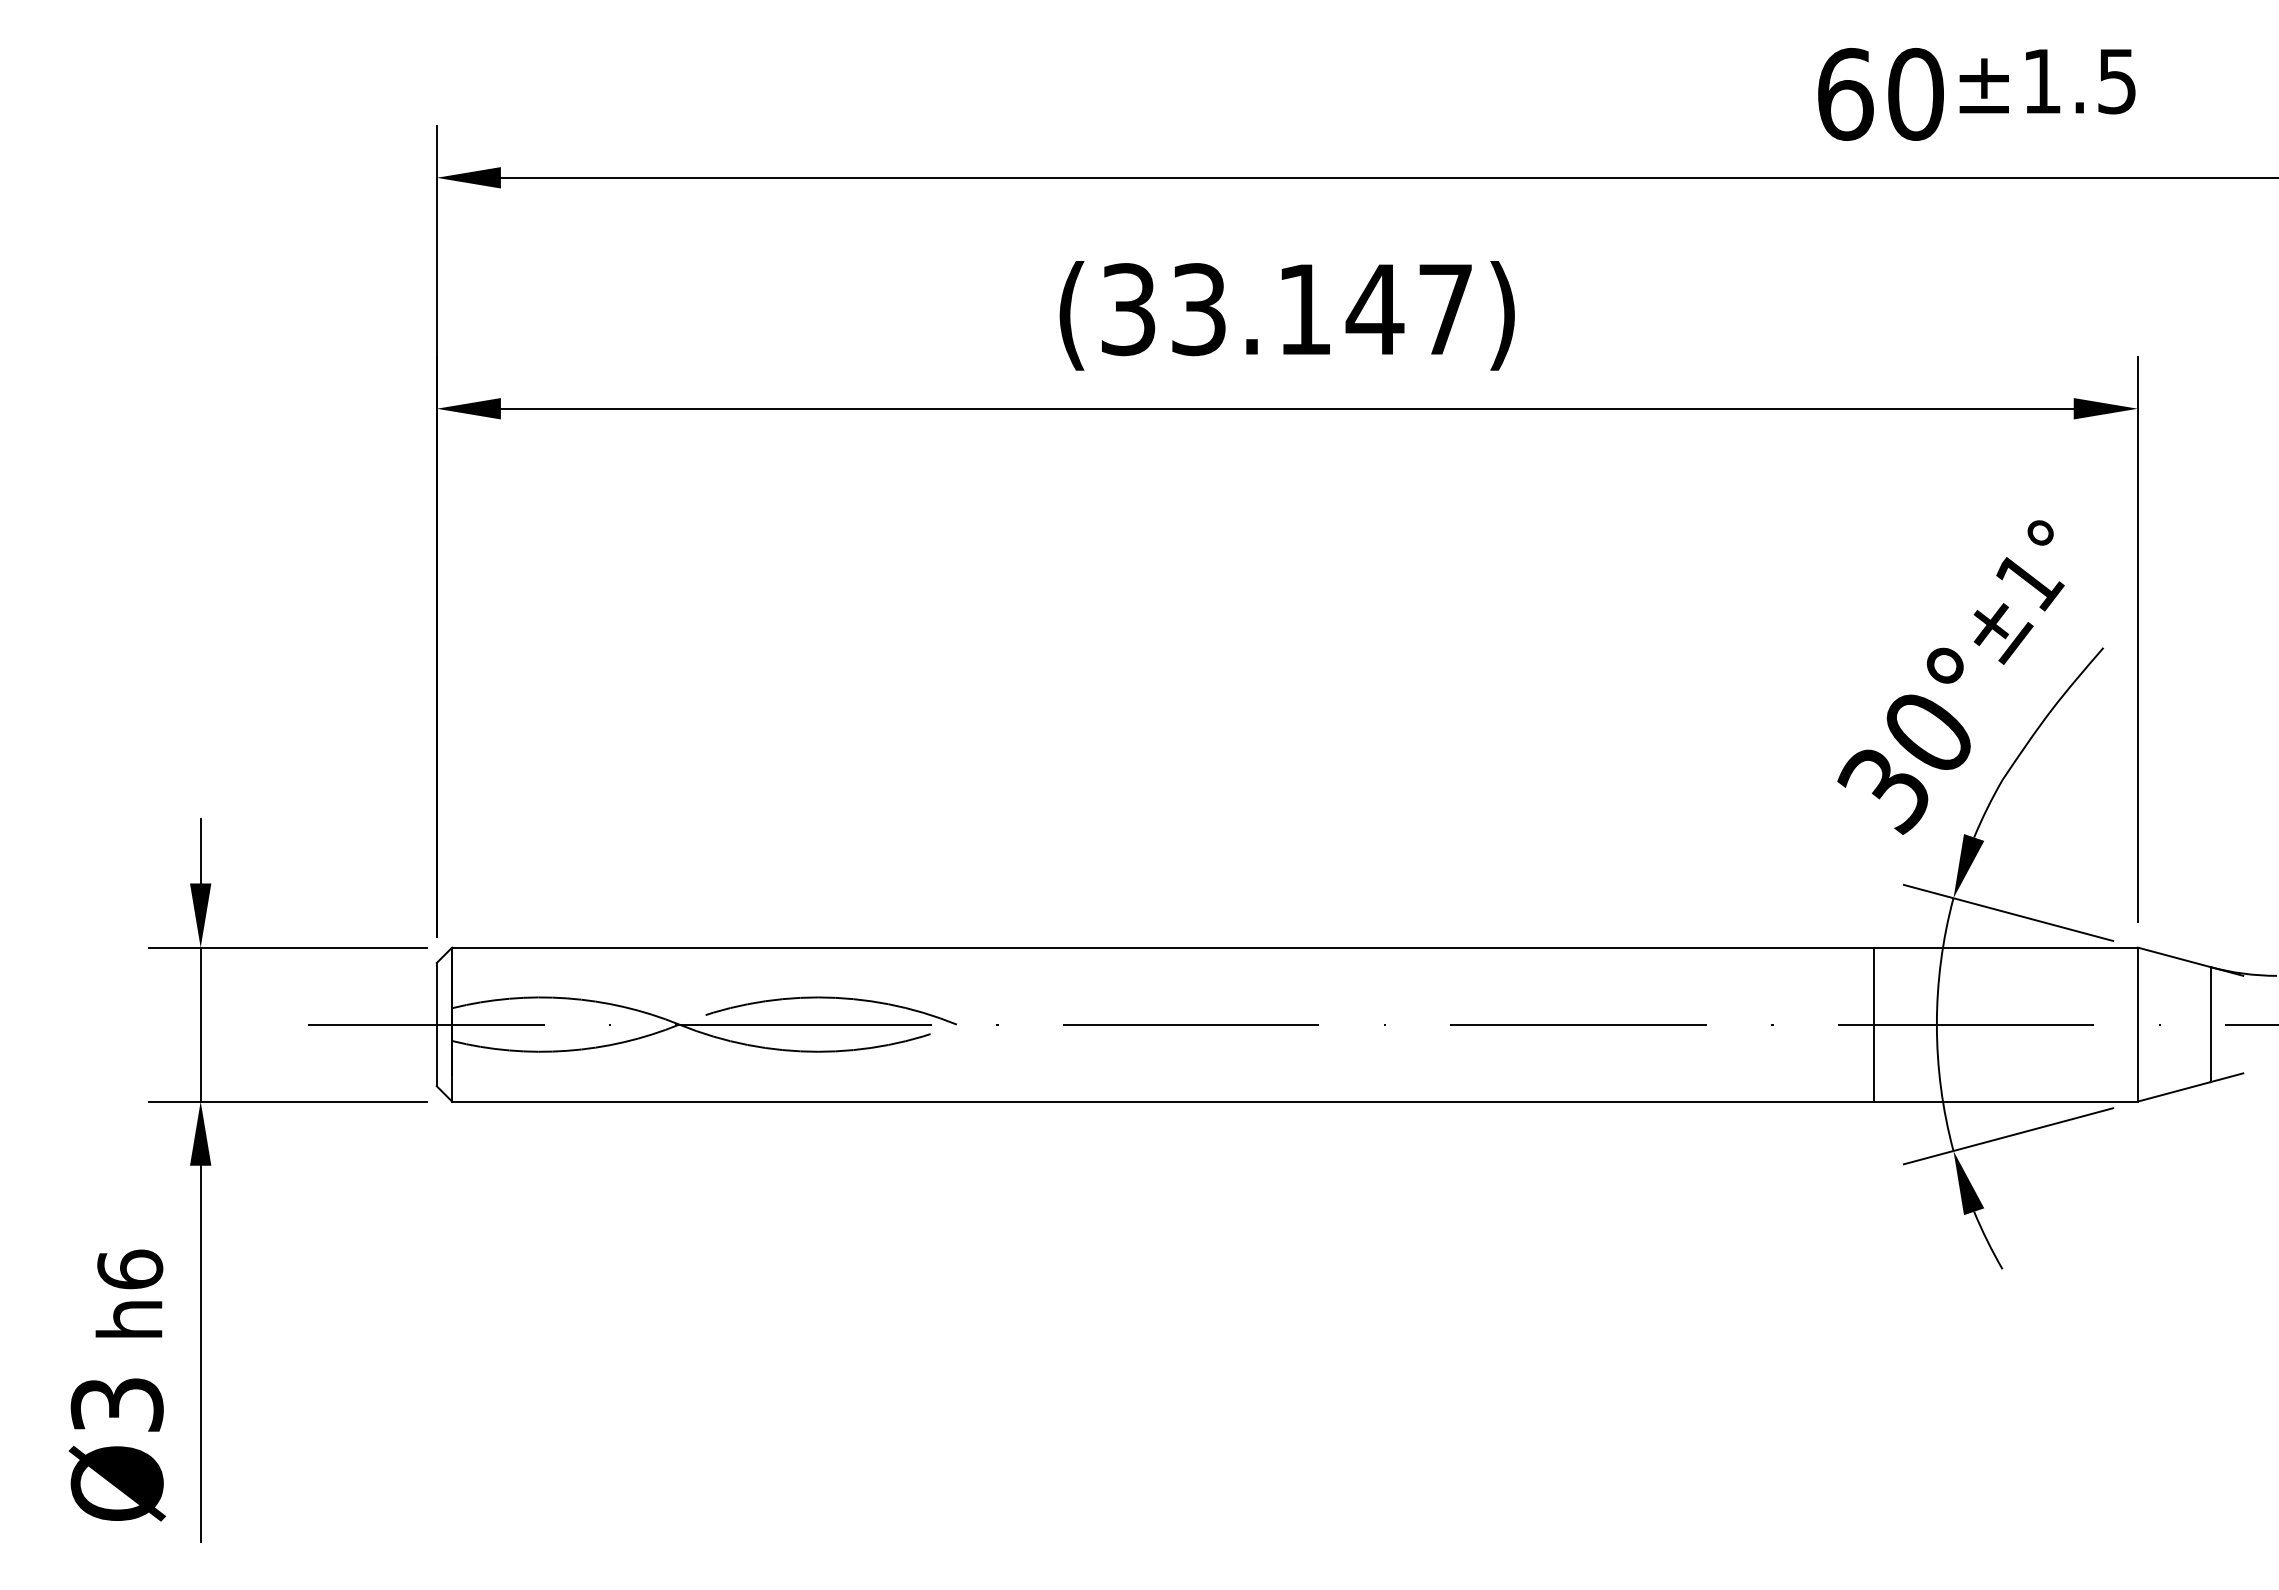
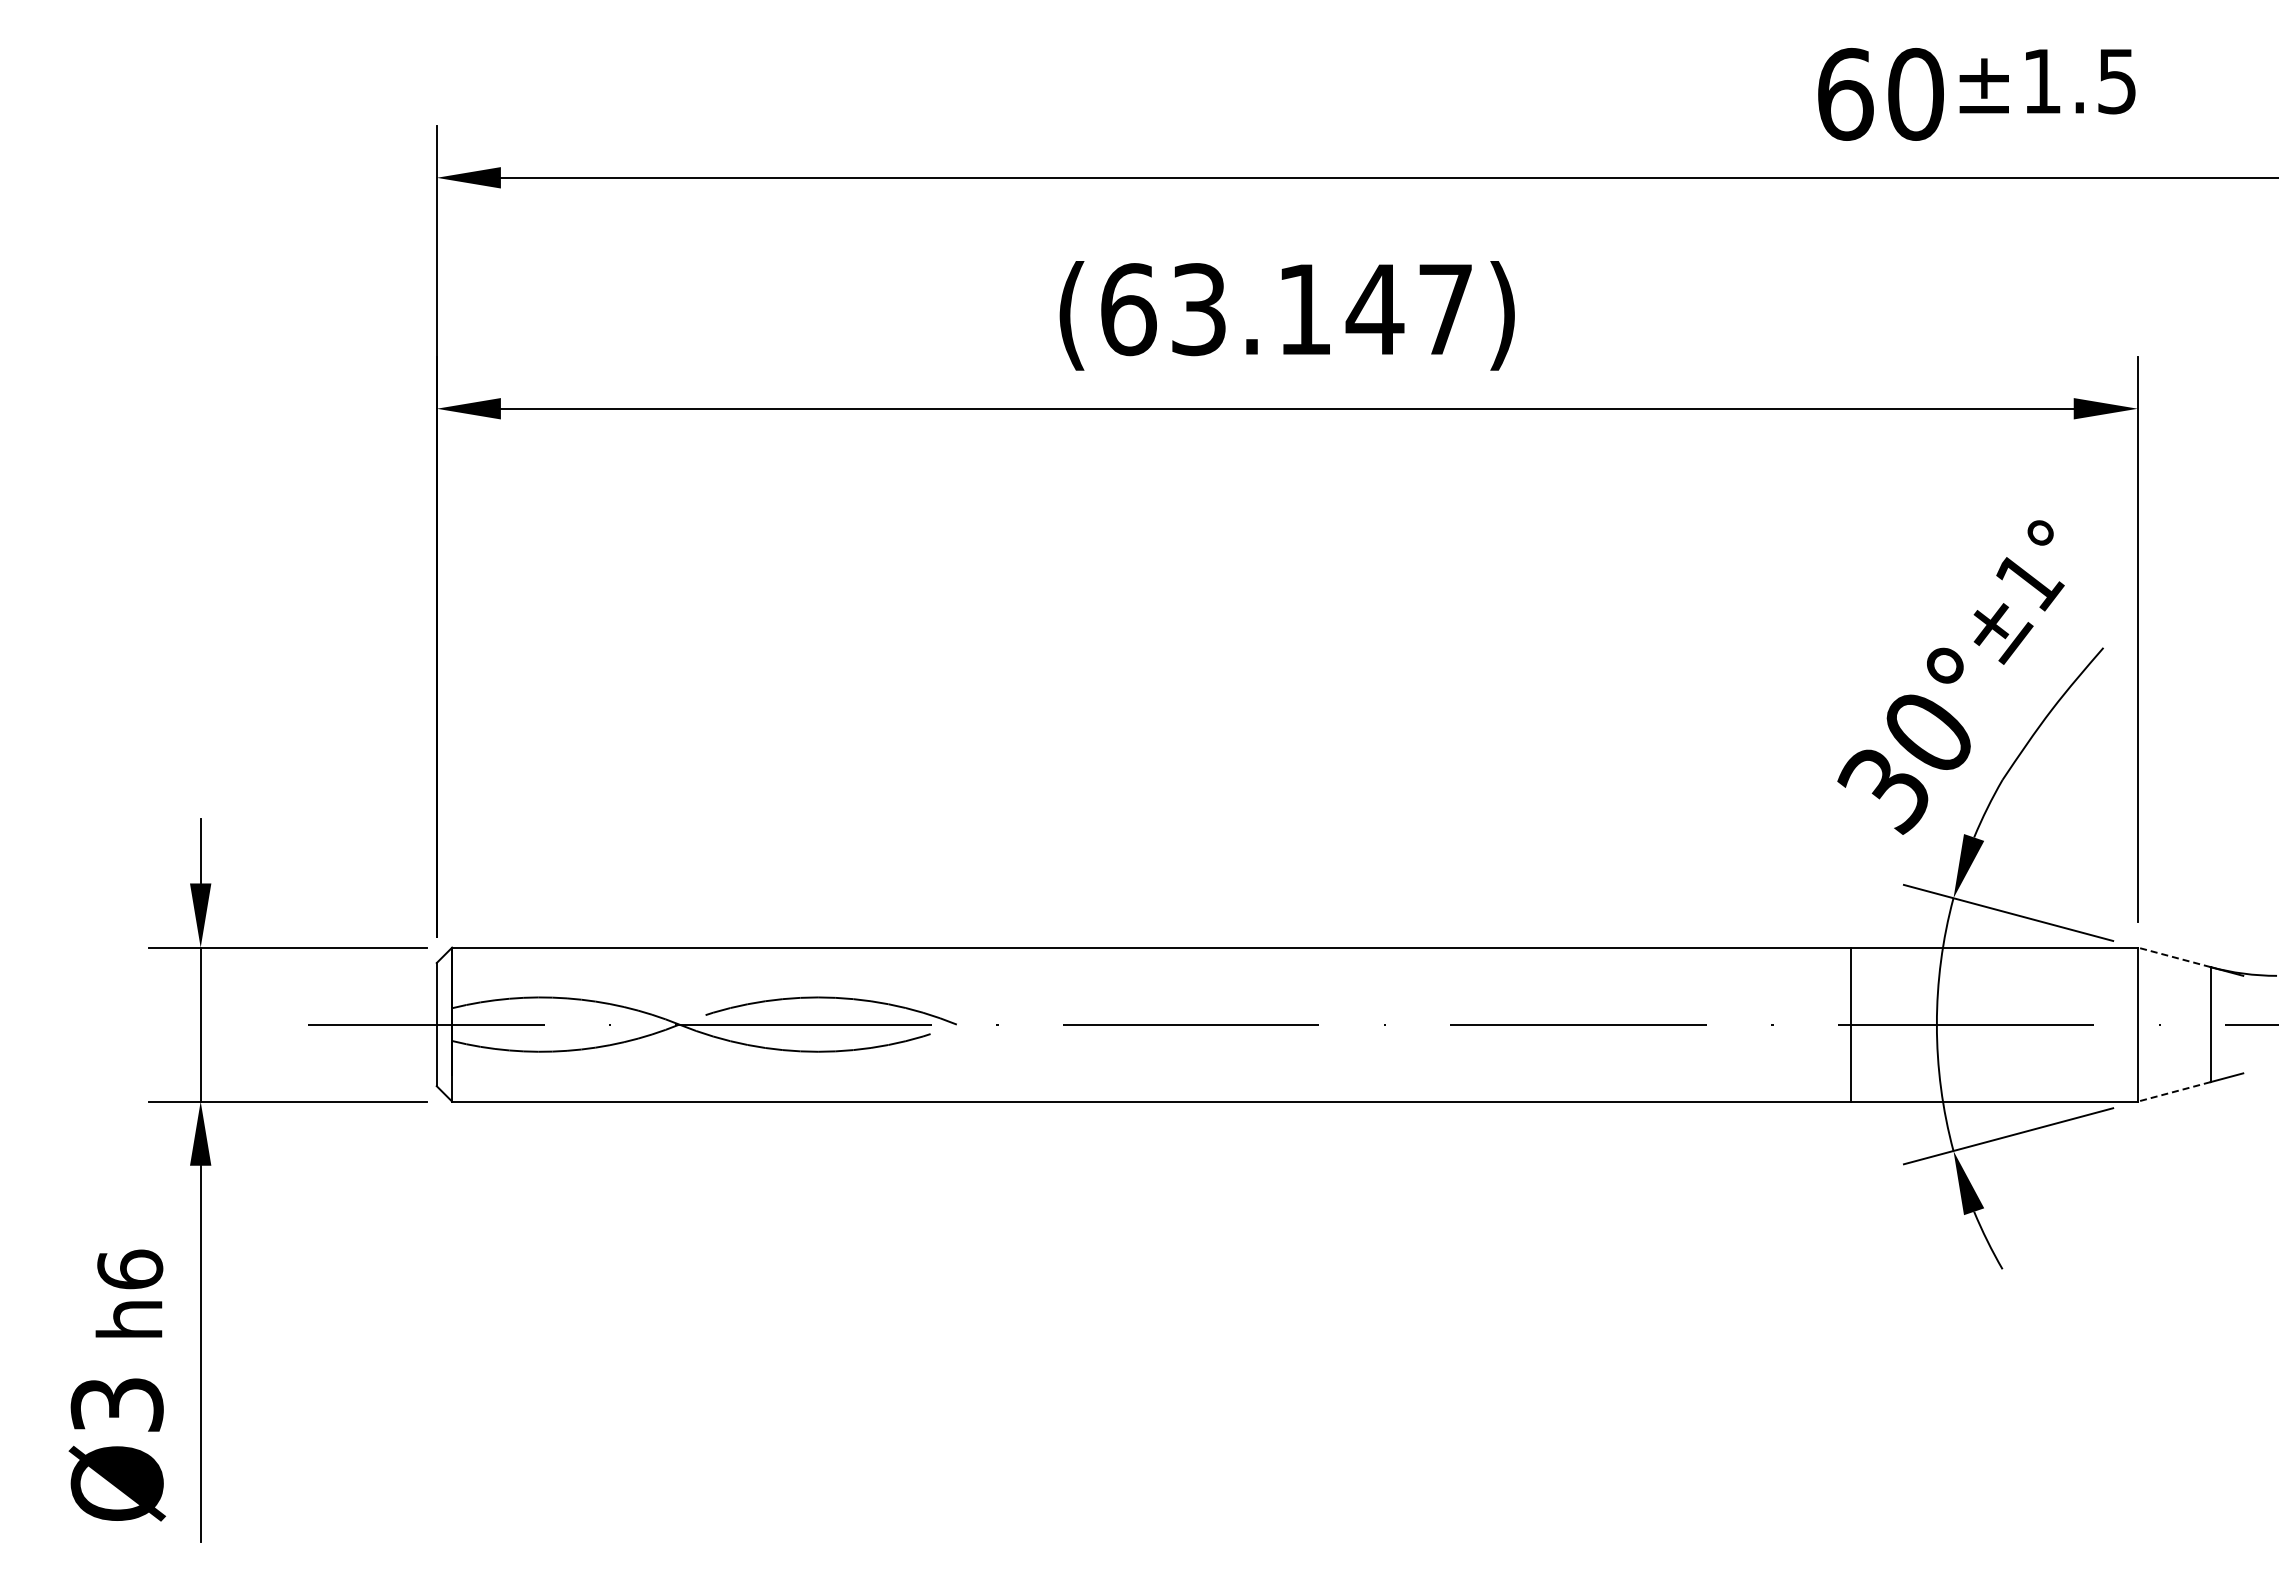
text: (33.147) -> (63.147) (1128, 309)
line: solid -> dashed (2174, 957)
line position: (1873, 1024) -> (1850, 1024) (1850, 1024)
line: solid -> dashed (2174, 1091)
